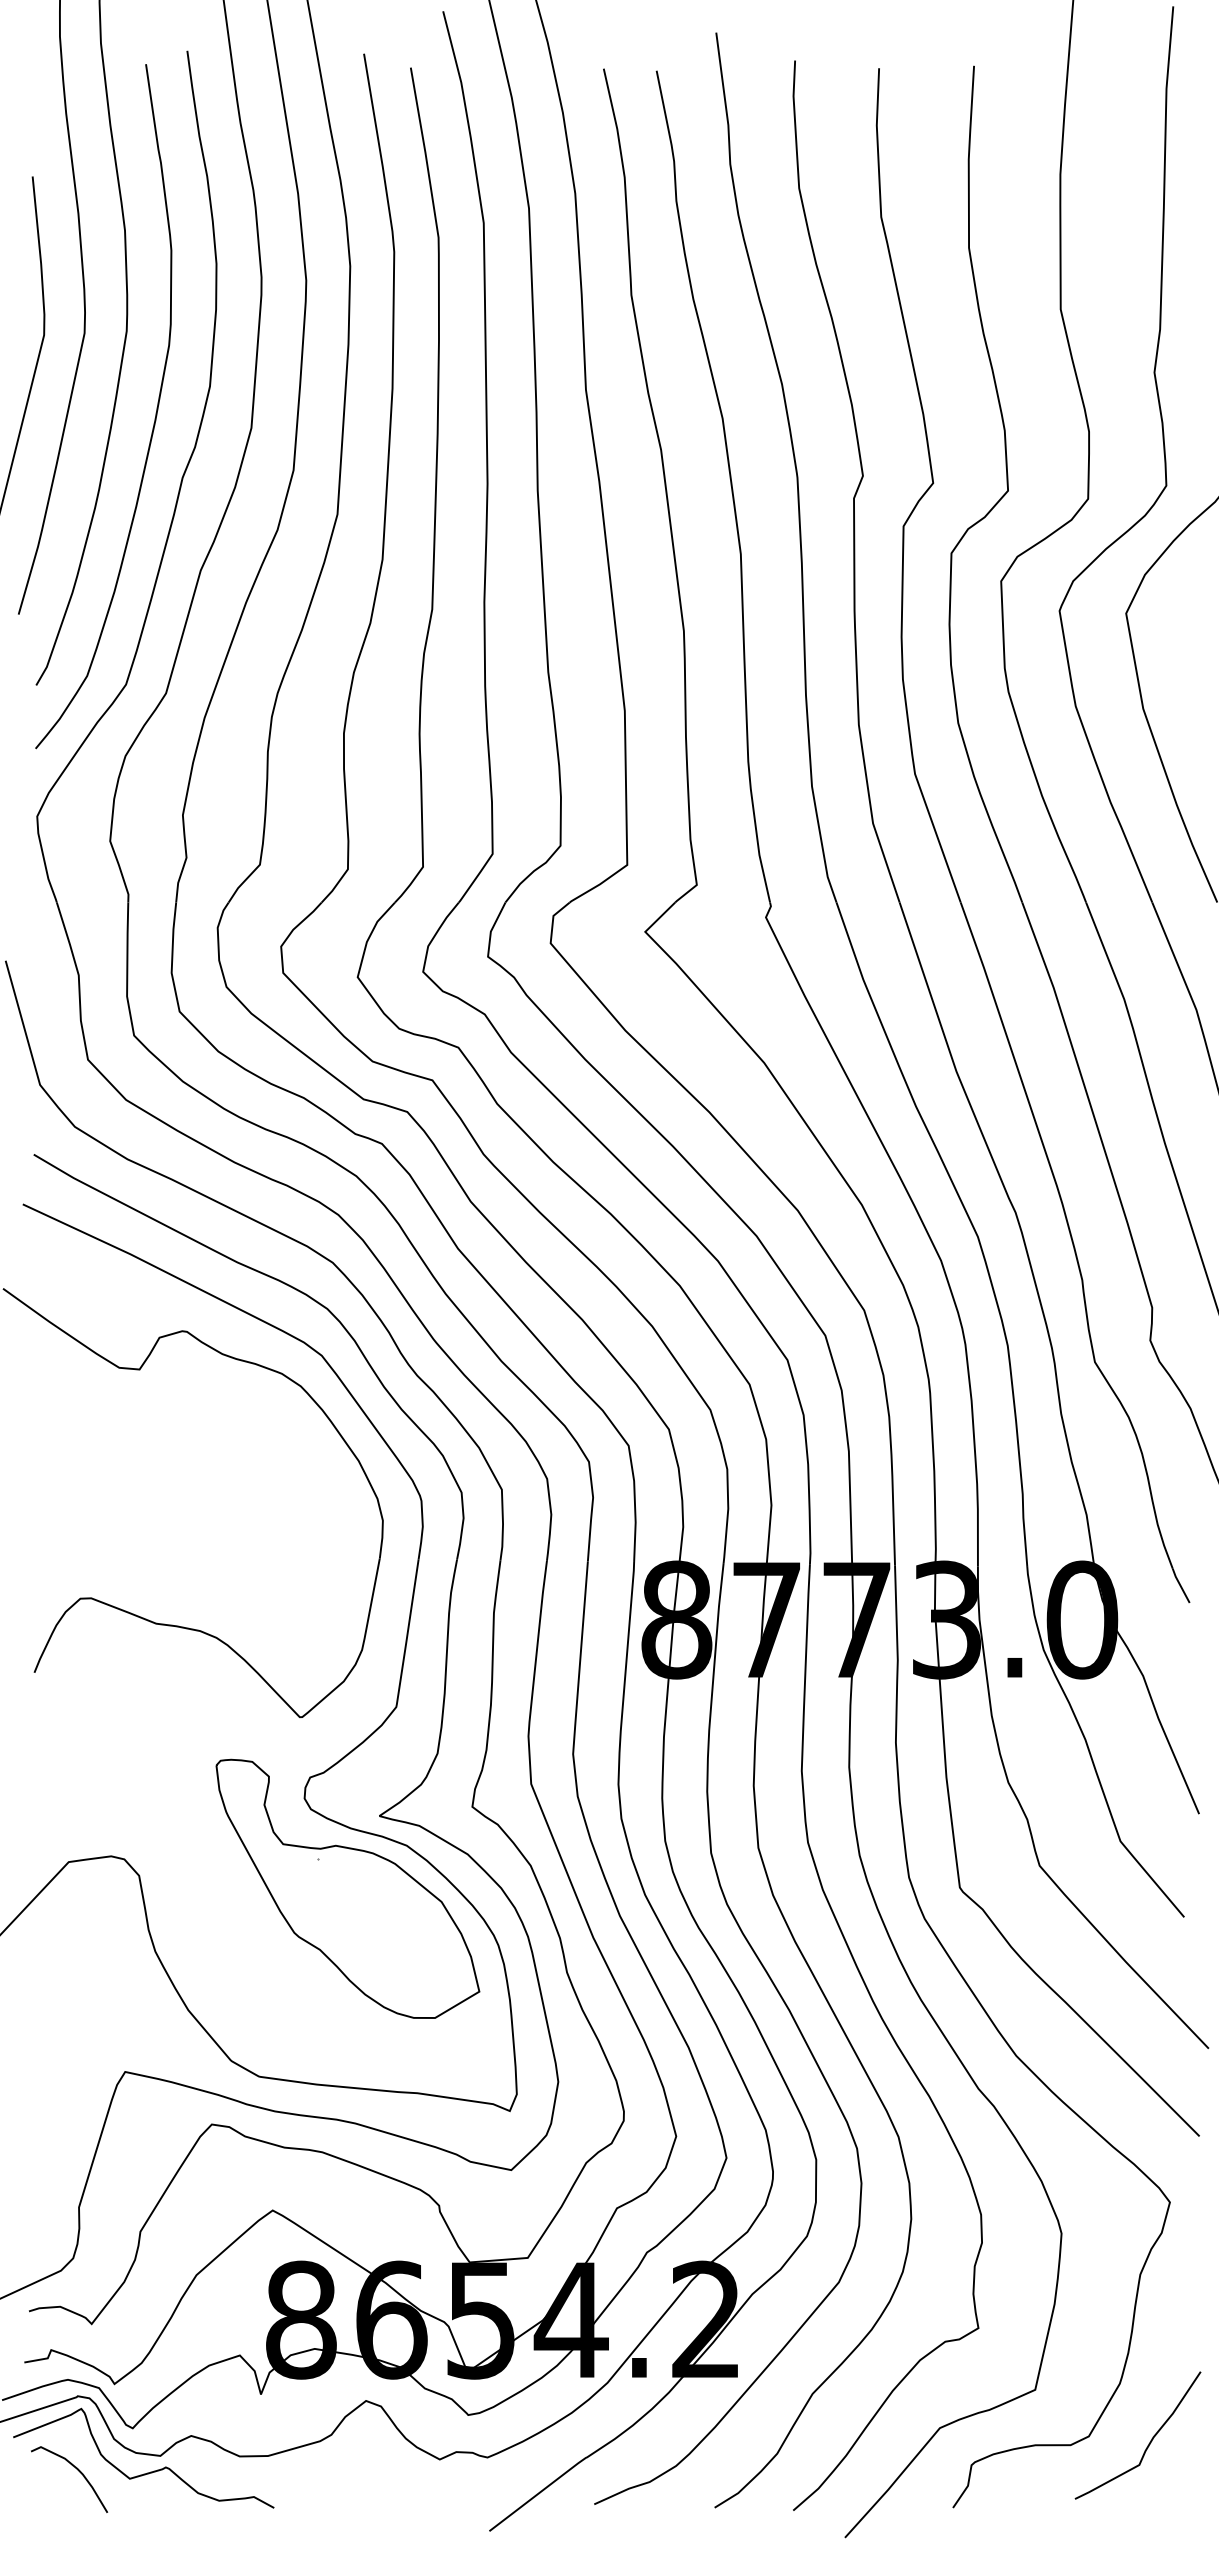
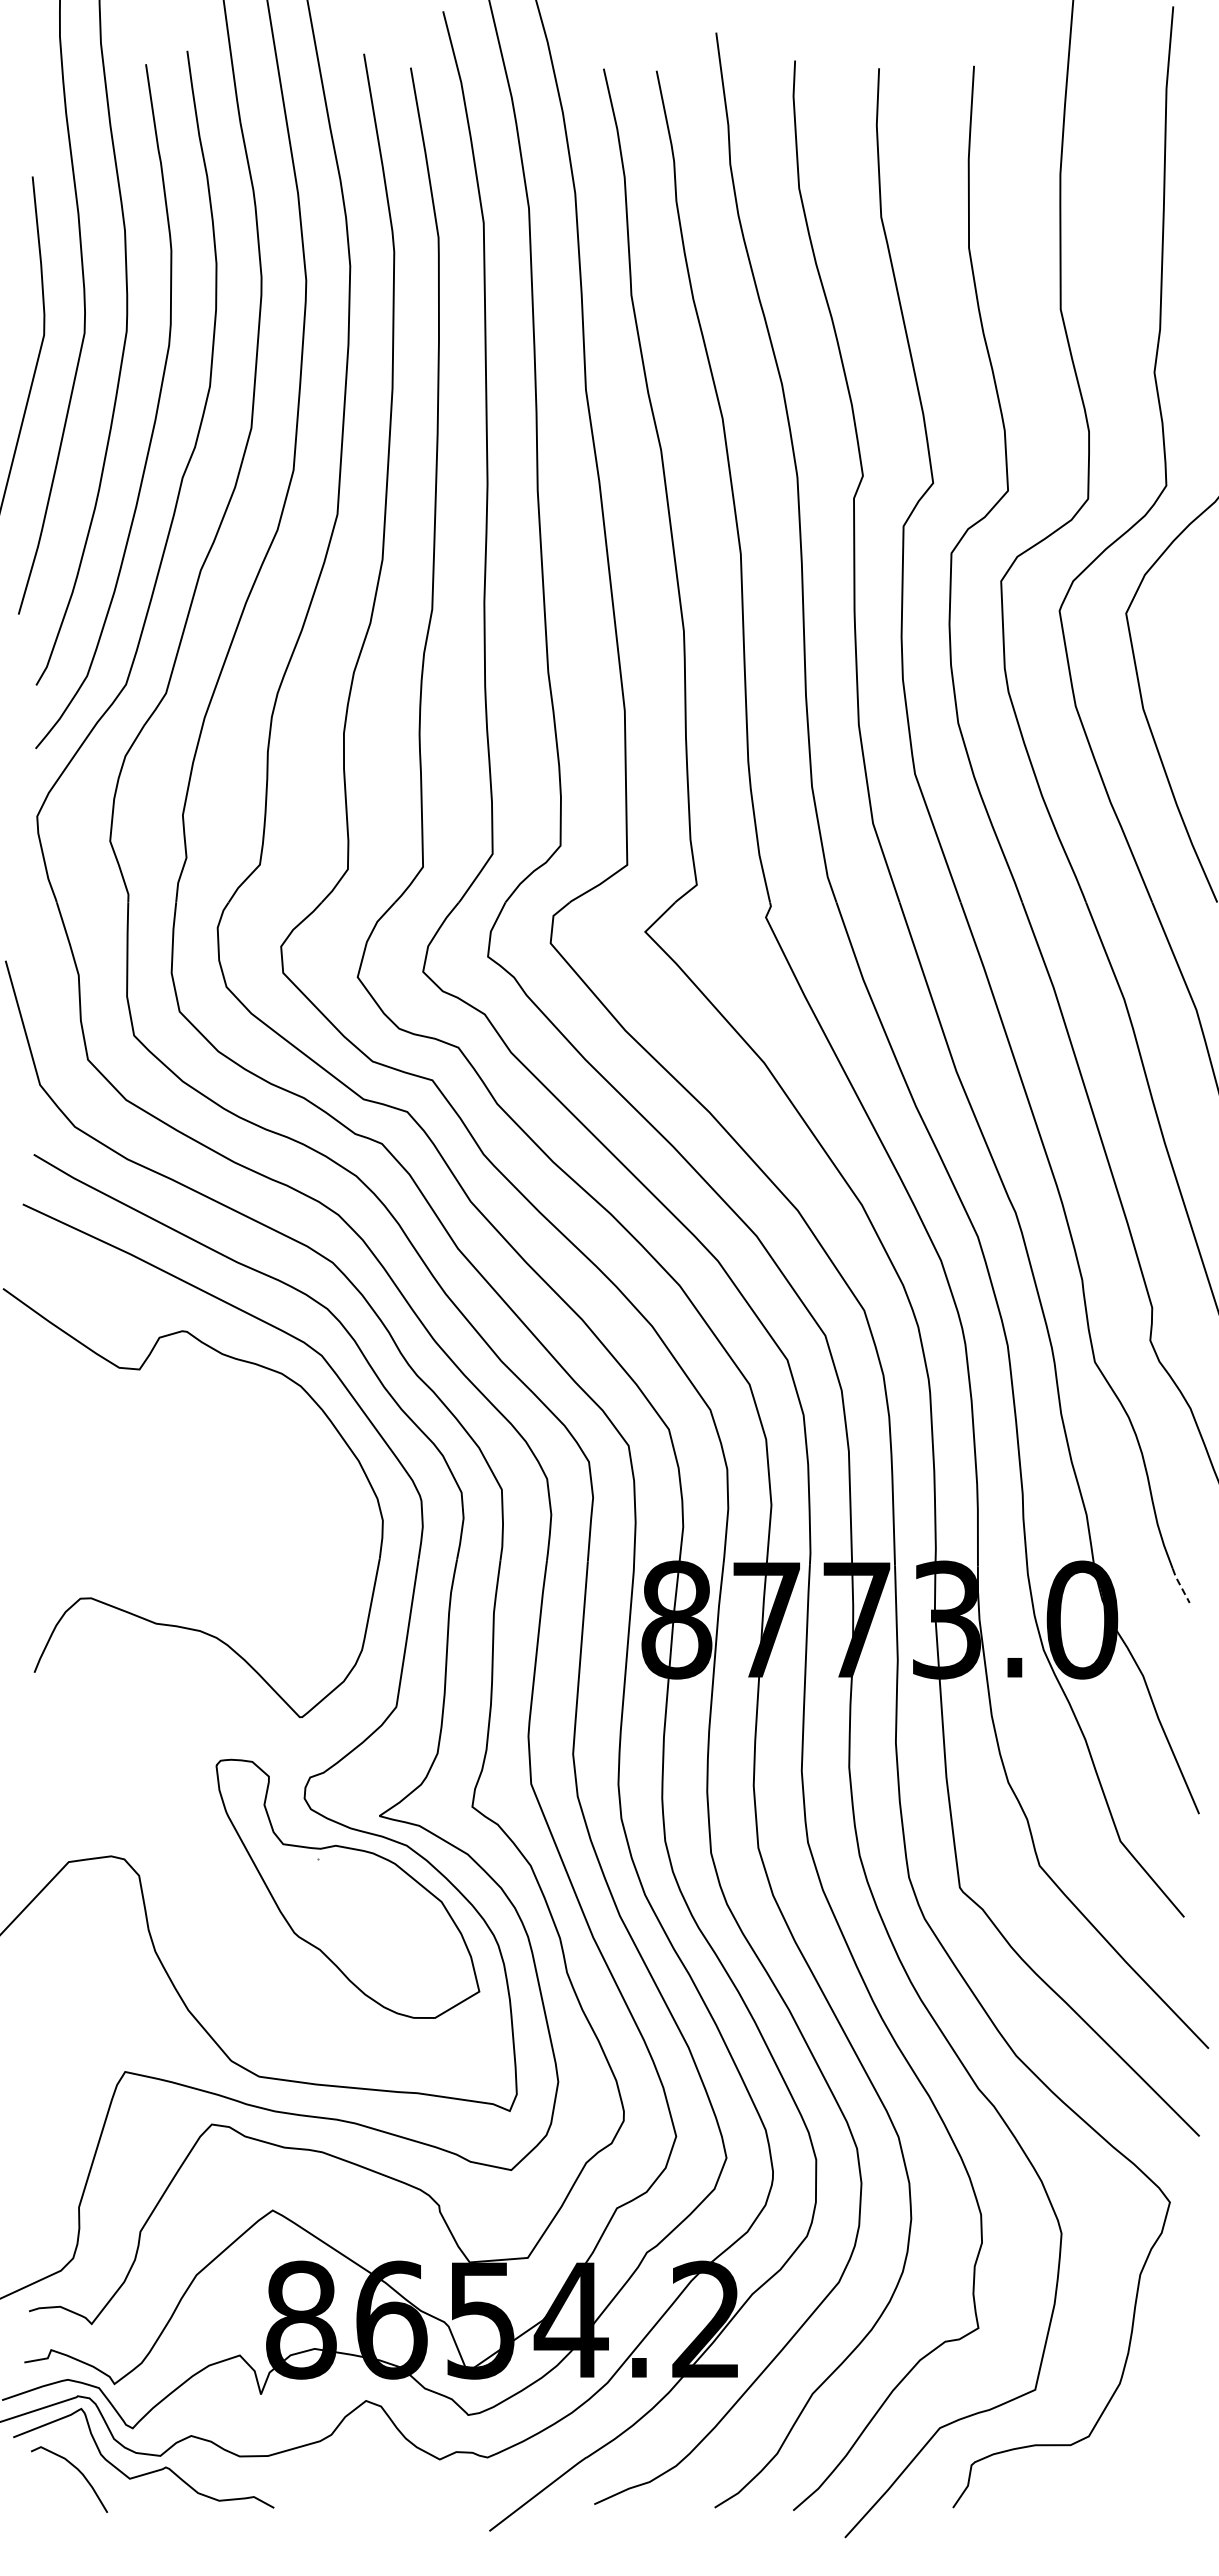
line: solid -> dashed (1180, 1585)
curve: present -> none (1148, 2443)
